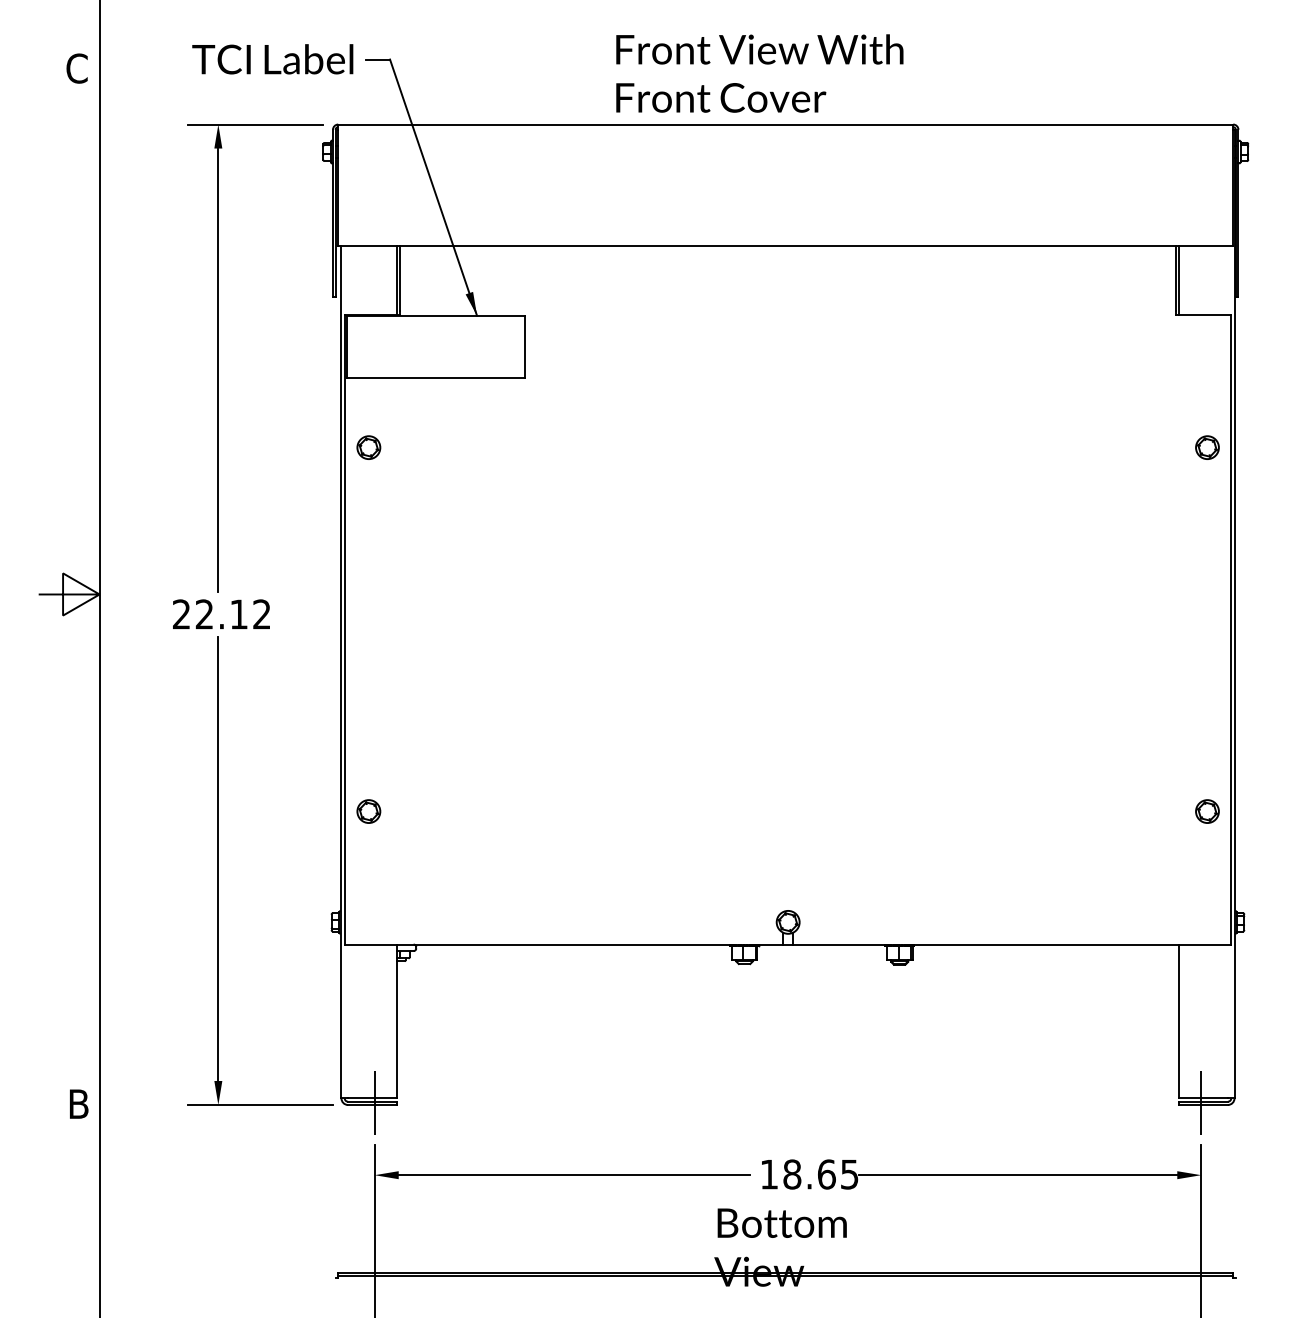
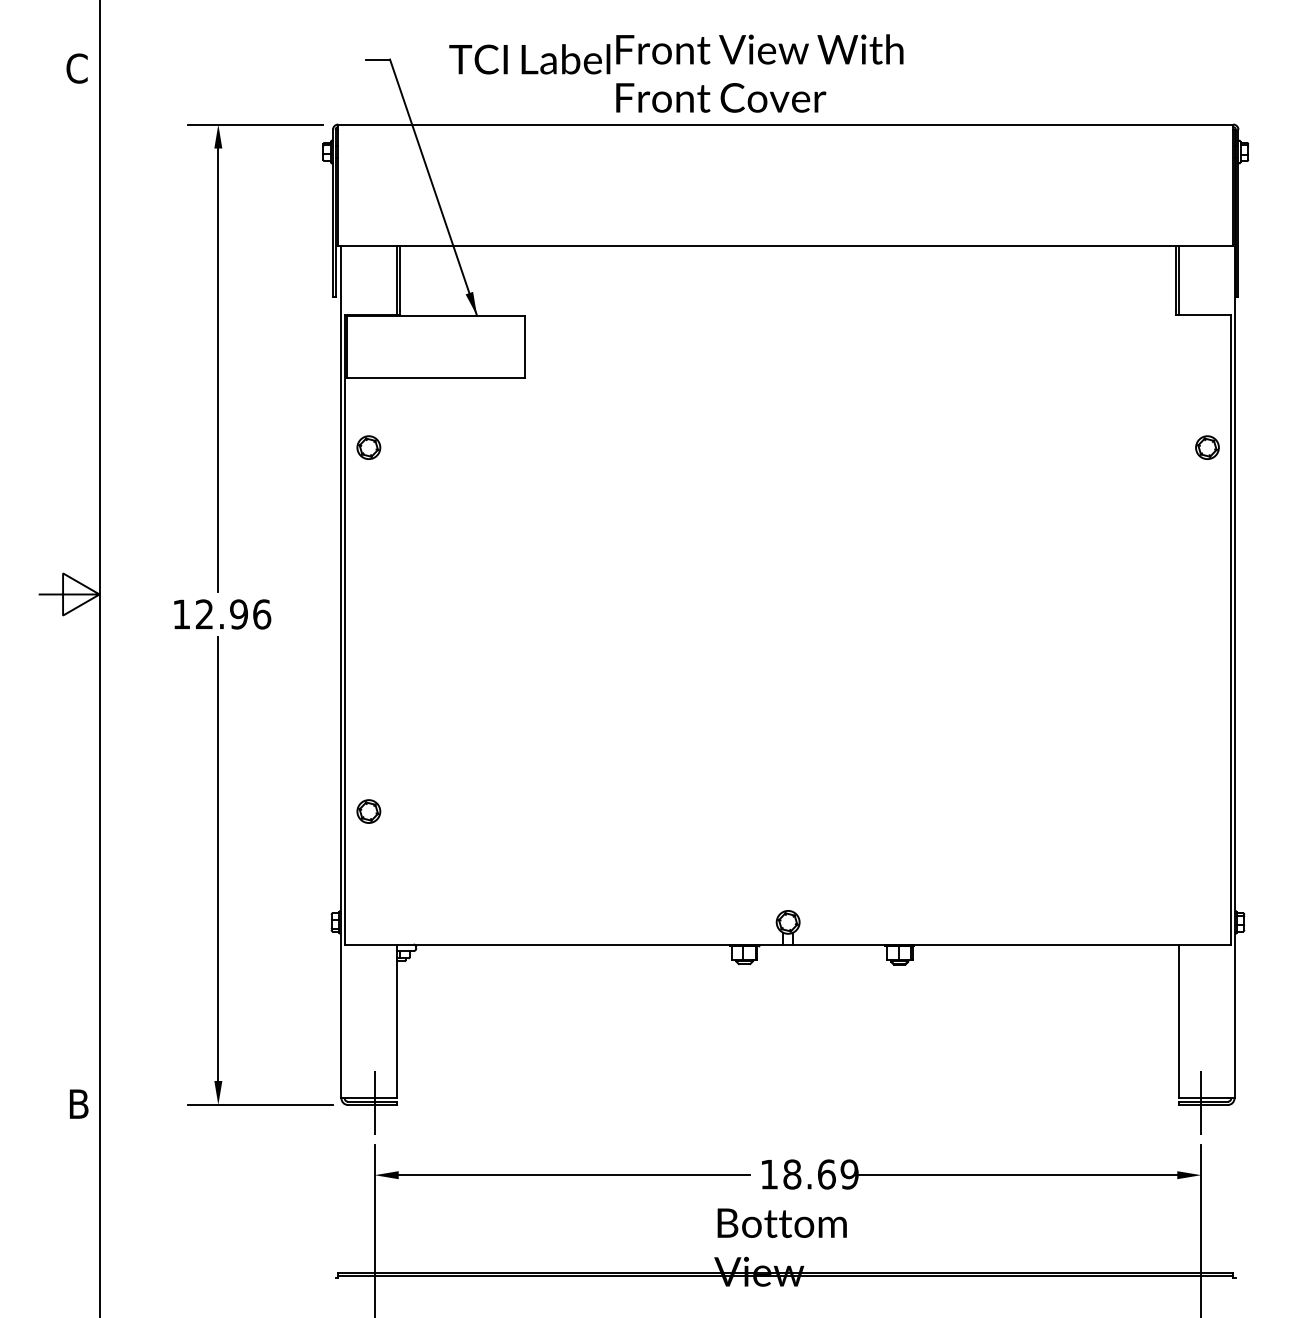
text position: (272, 59) -> (529, 59) (529, 59)
text: 22.12 -> 12.96 (222, 614)
part: present -> none (1207, 811)
text: 18.65 -> 18.69 (849, 1174)
